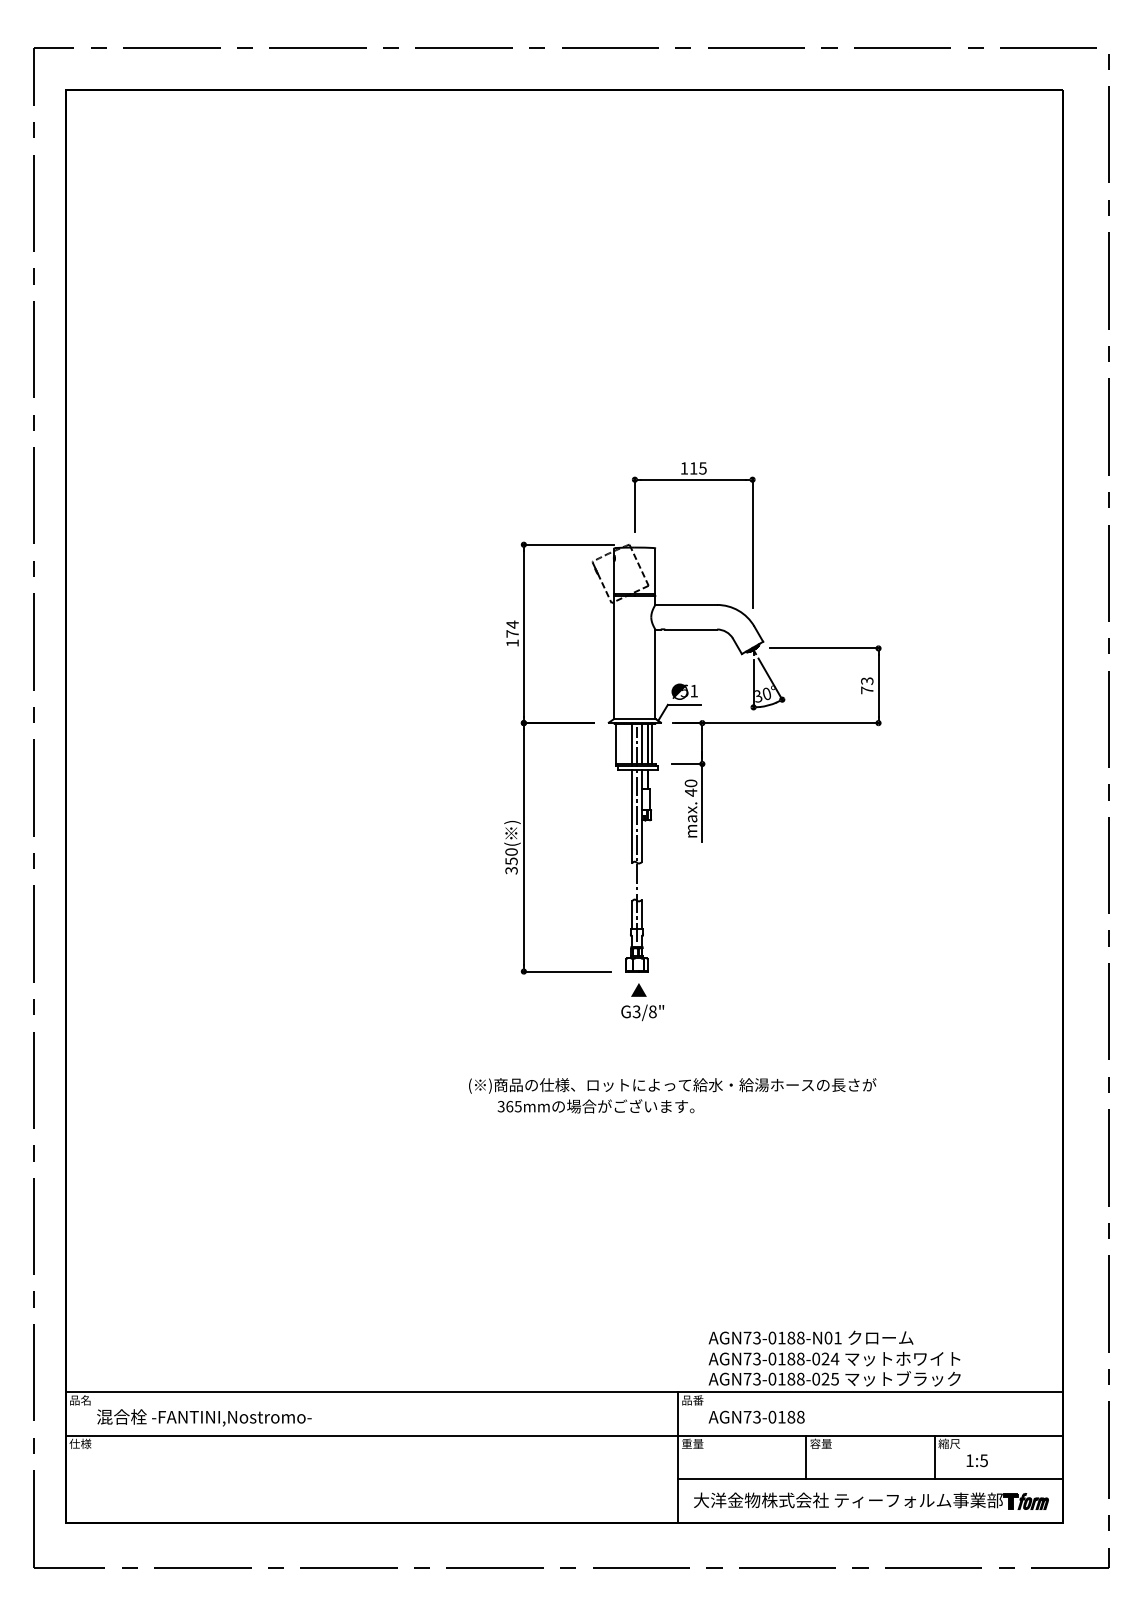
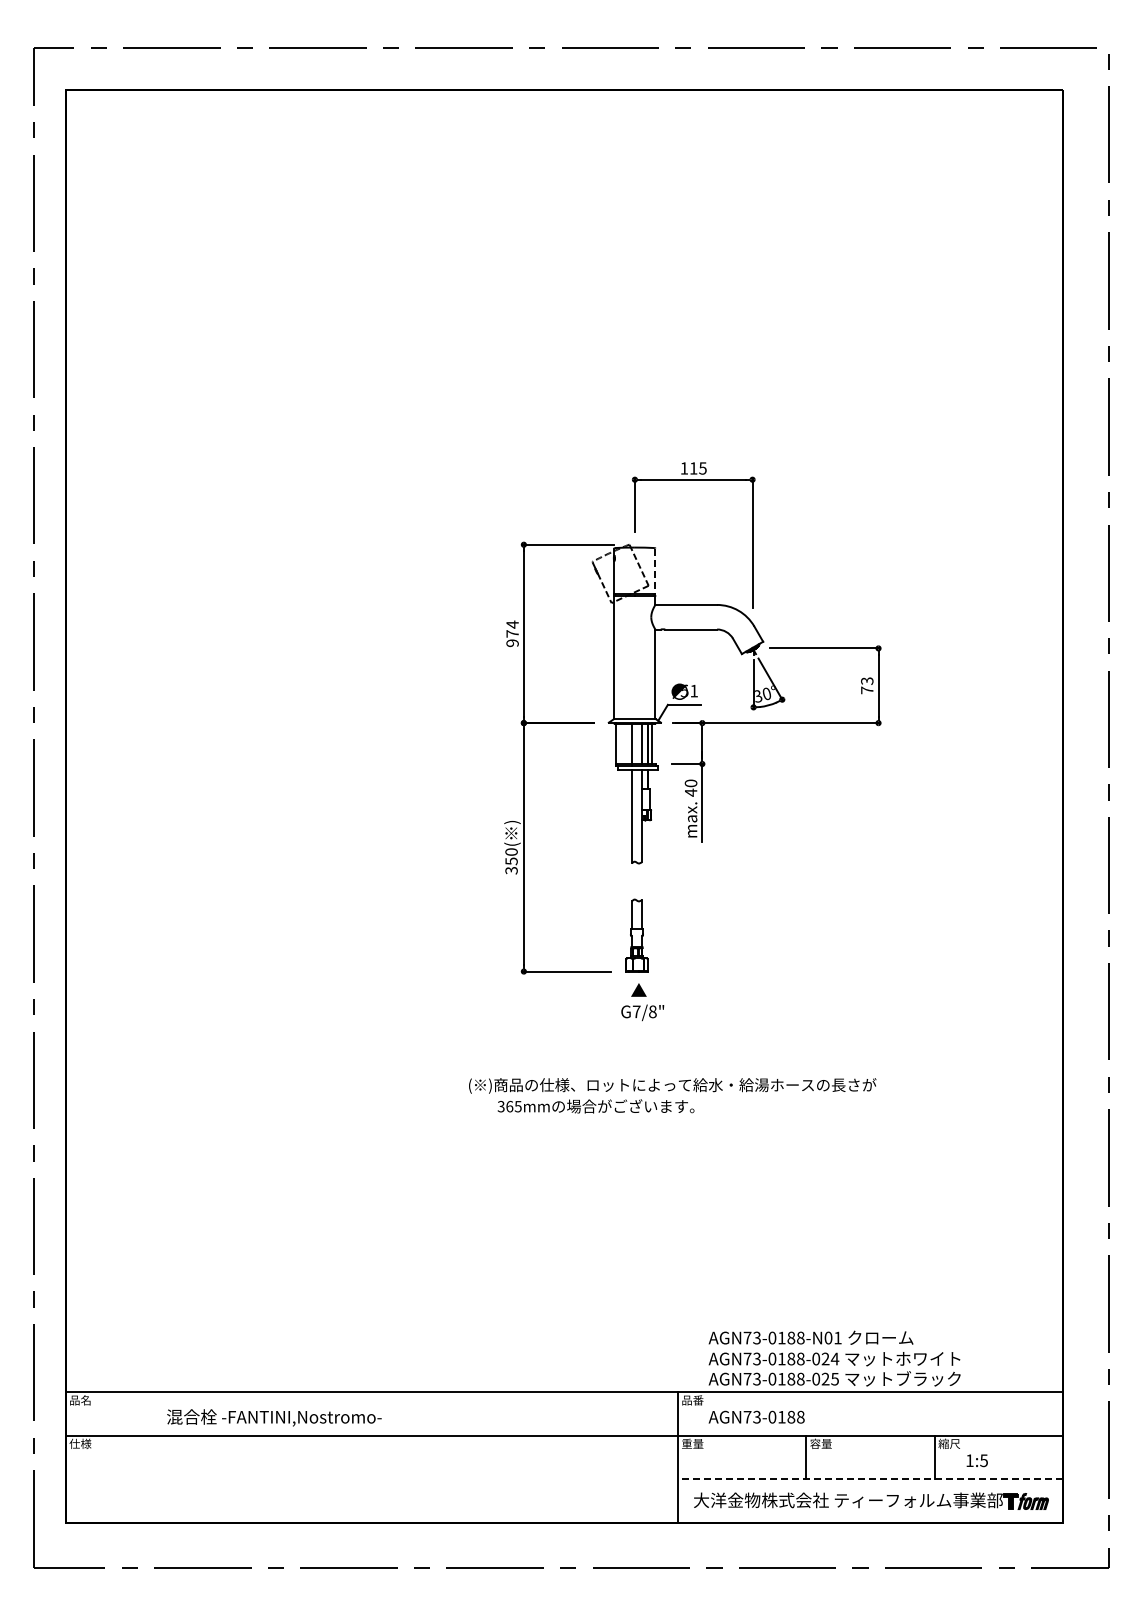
line: solid -> dashed (655, 571)
text: 174 -> 974 (512, 643)
line: present -> none (637, 834)
text: G3/8" -> G7/8" (636, 1011)
text position: (204, 1417) -> (274, 1417) (274, 1417)
line: solid -> dashed (870, 1479)
